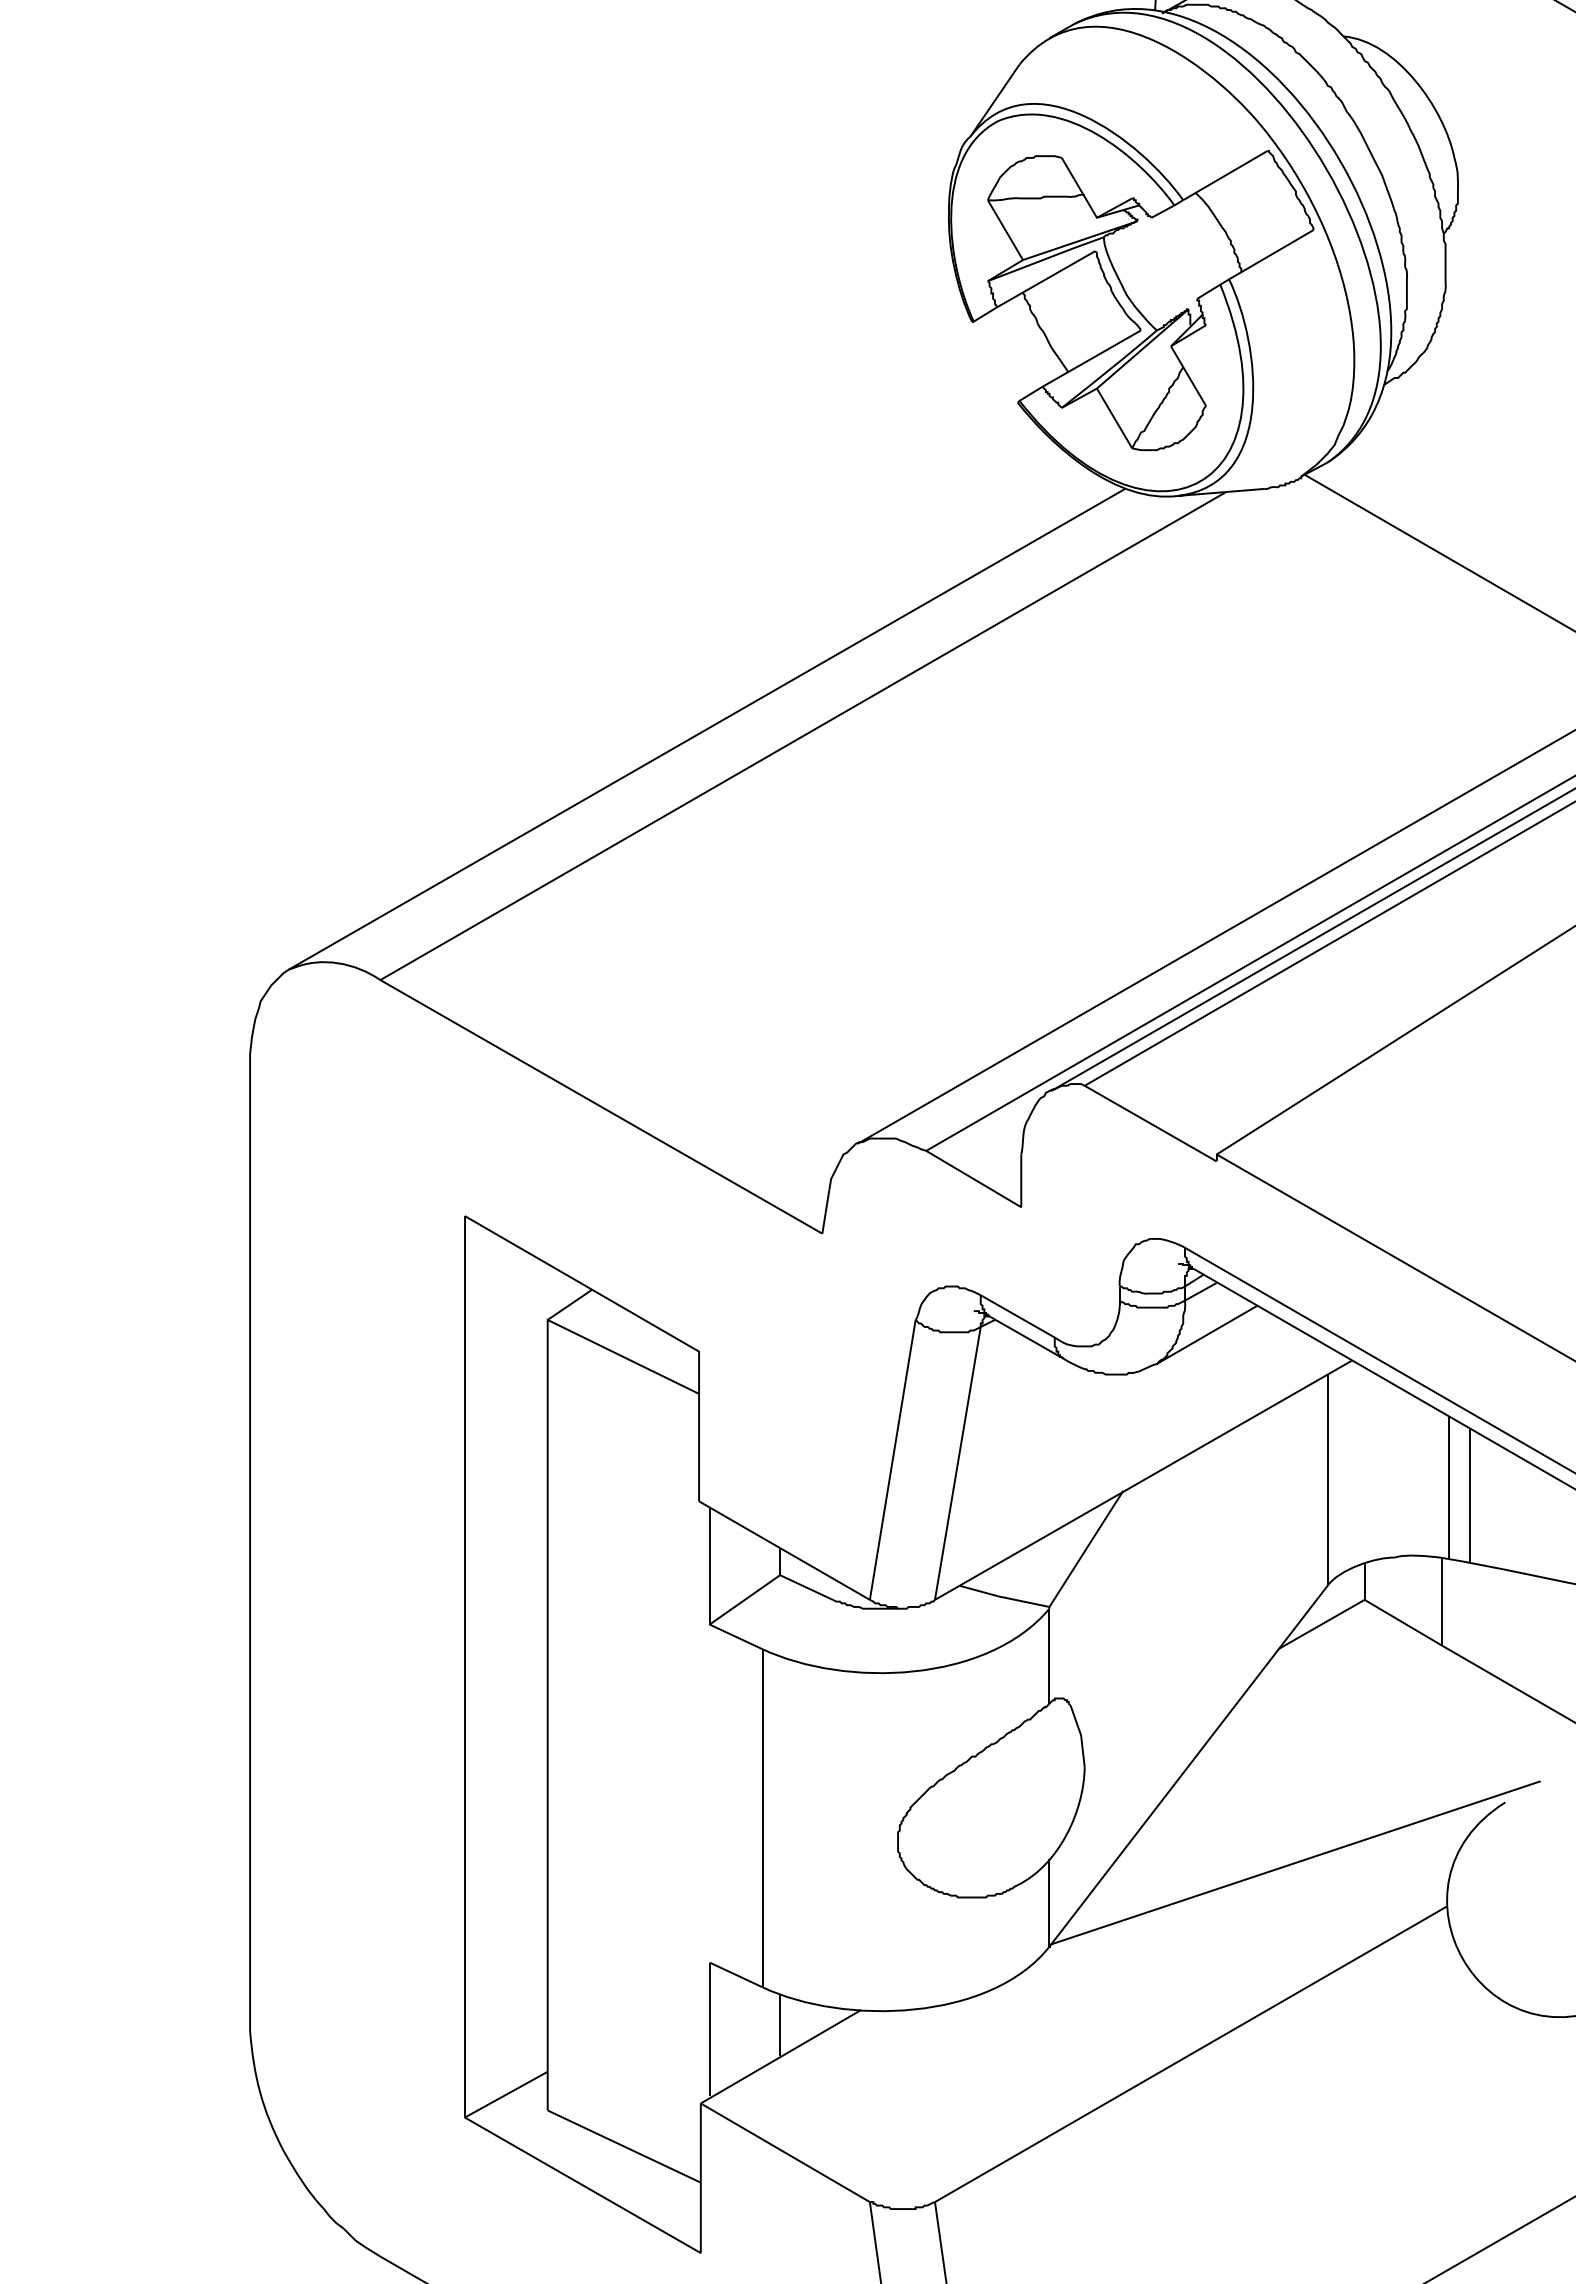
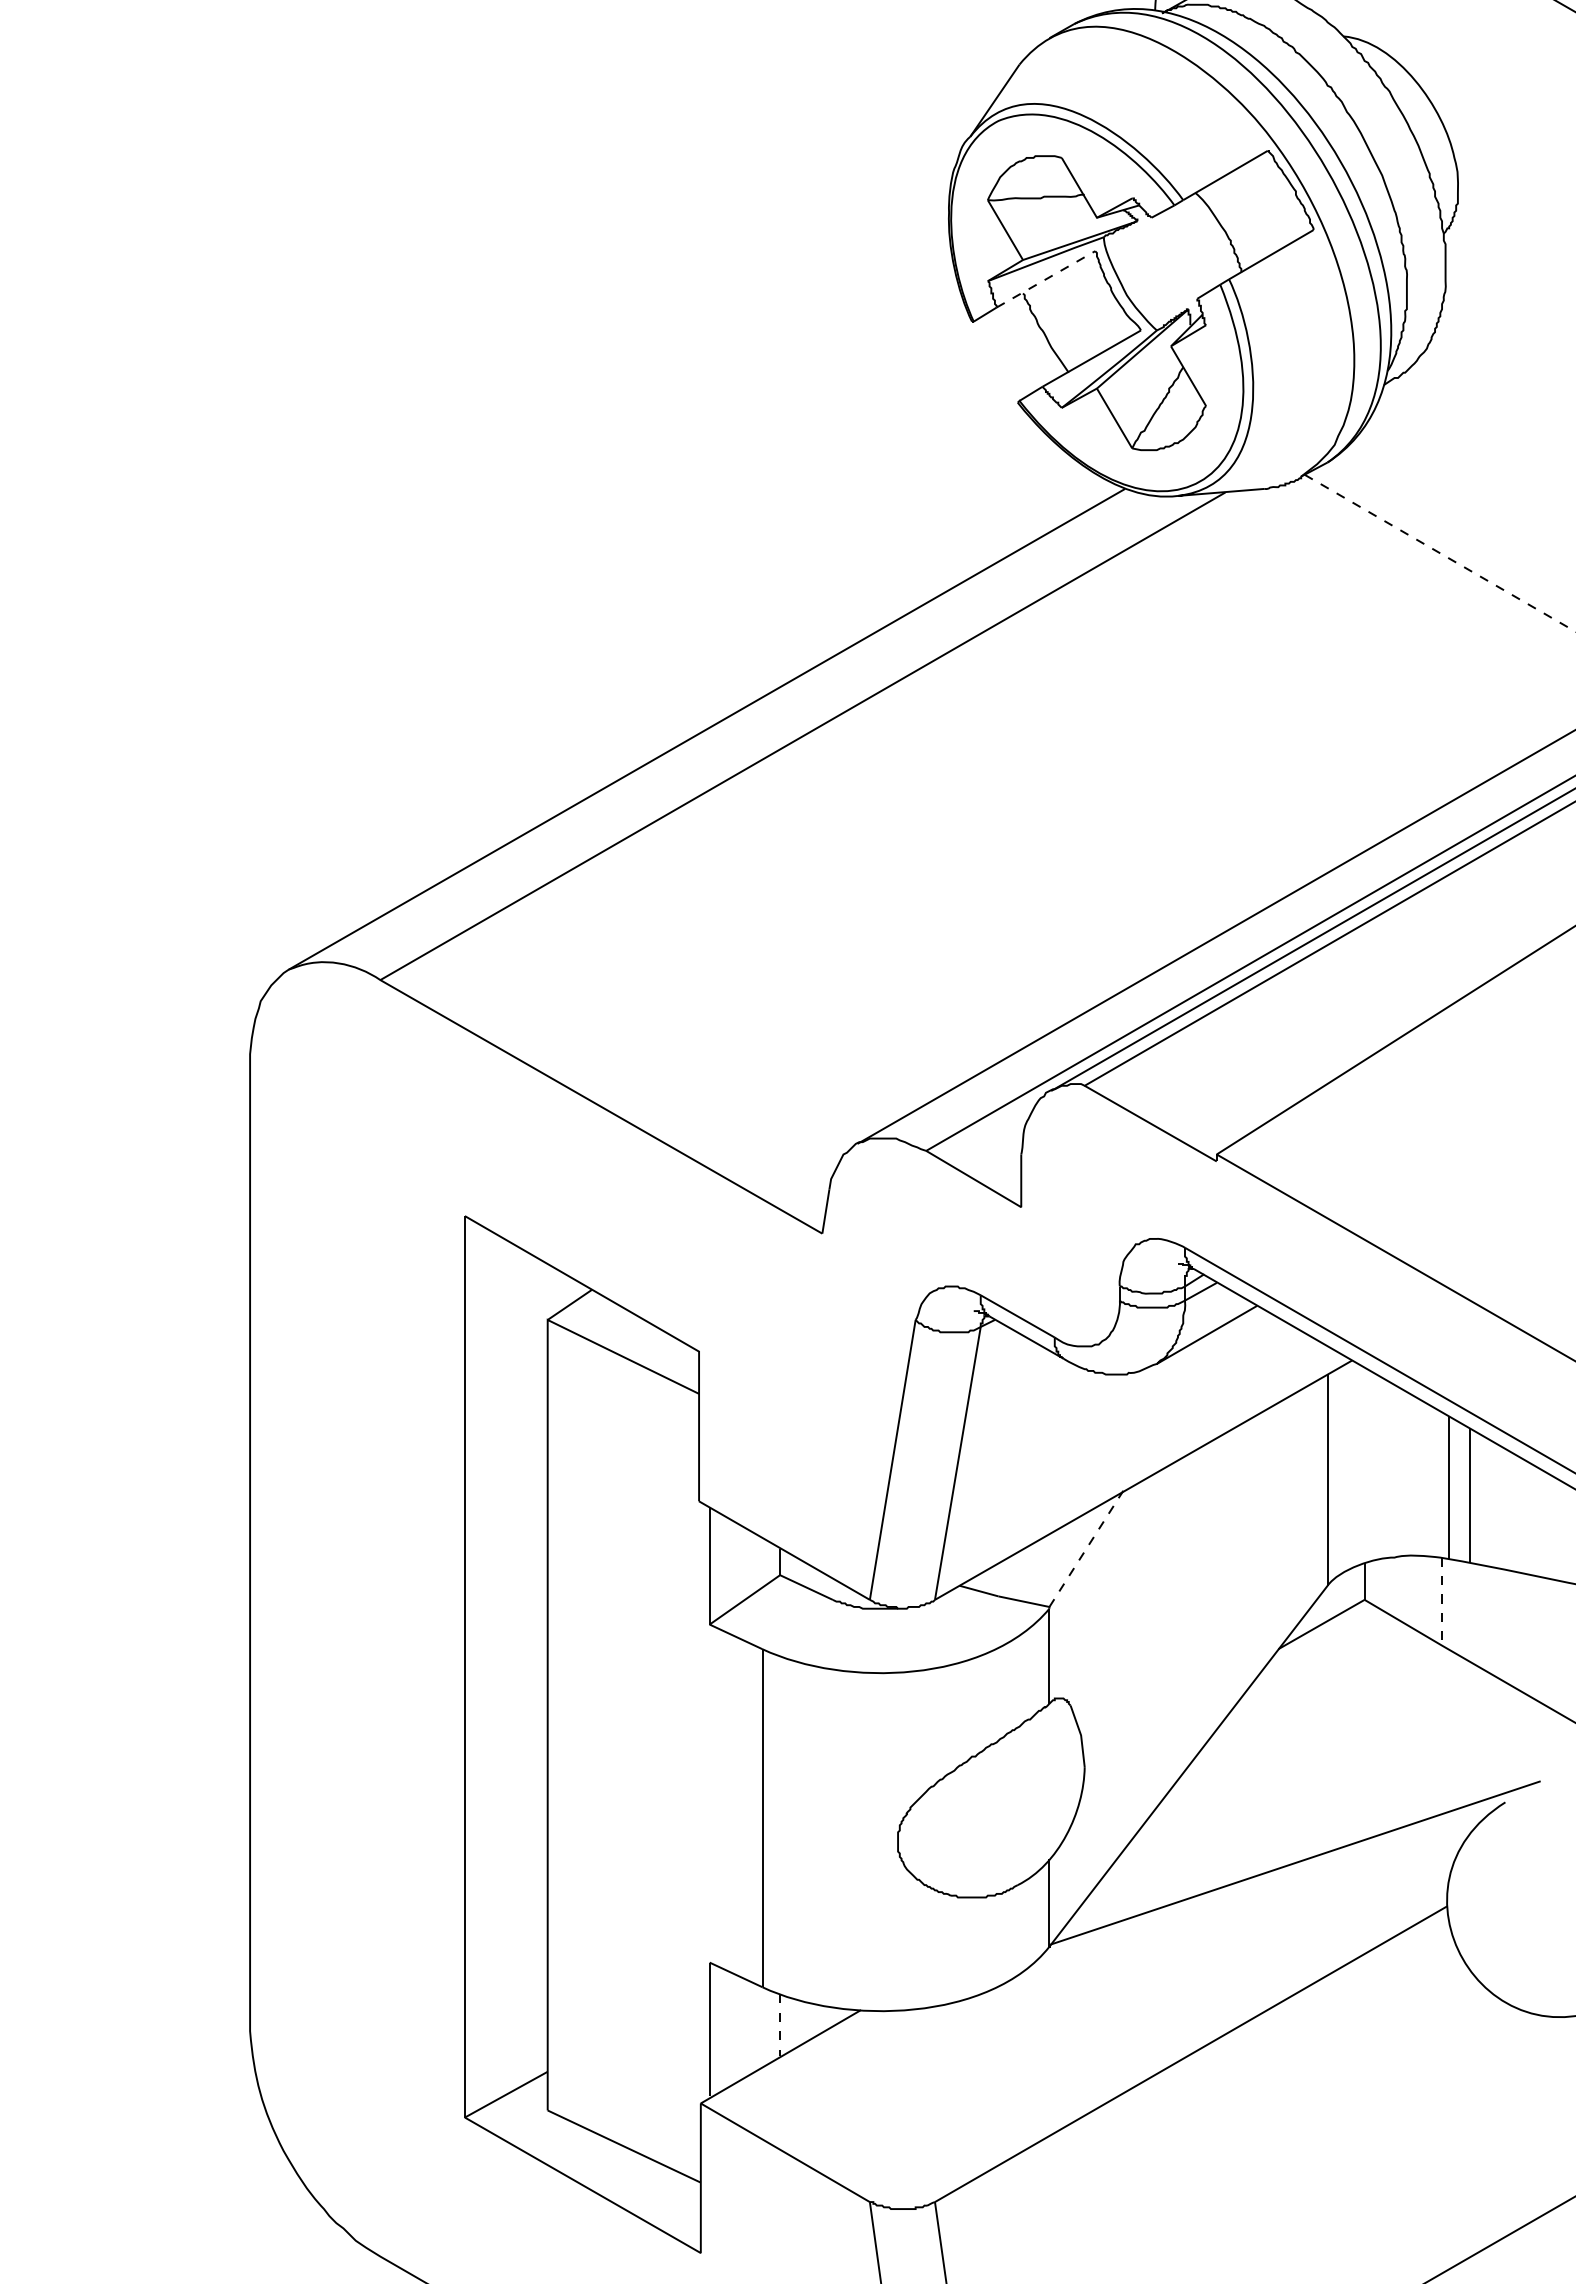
line: solid -> dashed (1045, 279)
line: solid -> dashed (1440, 553)
line: solid -> dashed (1086, 1548)
line: solid -> dashed (1442, 1602)
line: solid -> dashed (780, 2025)
